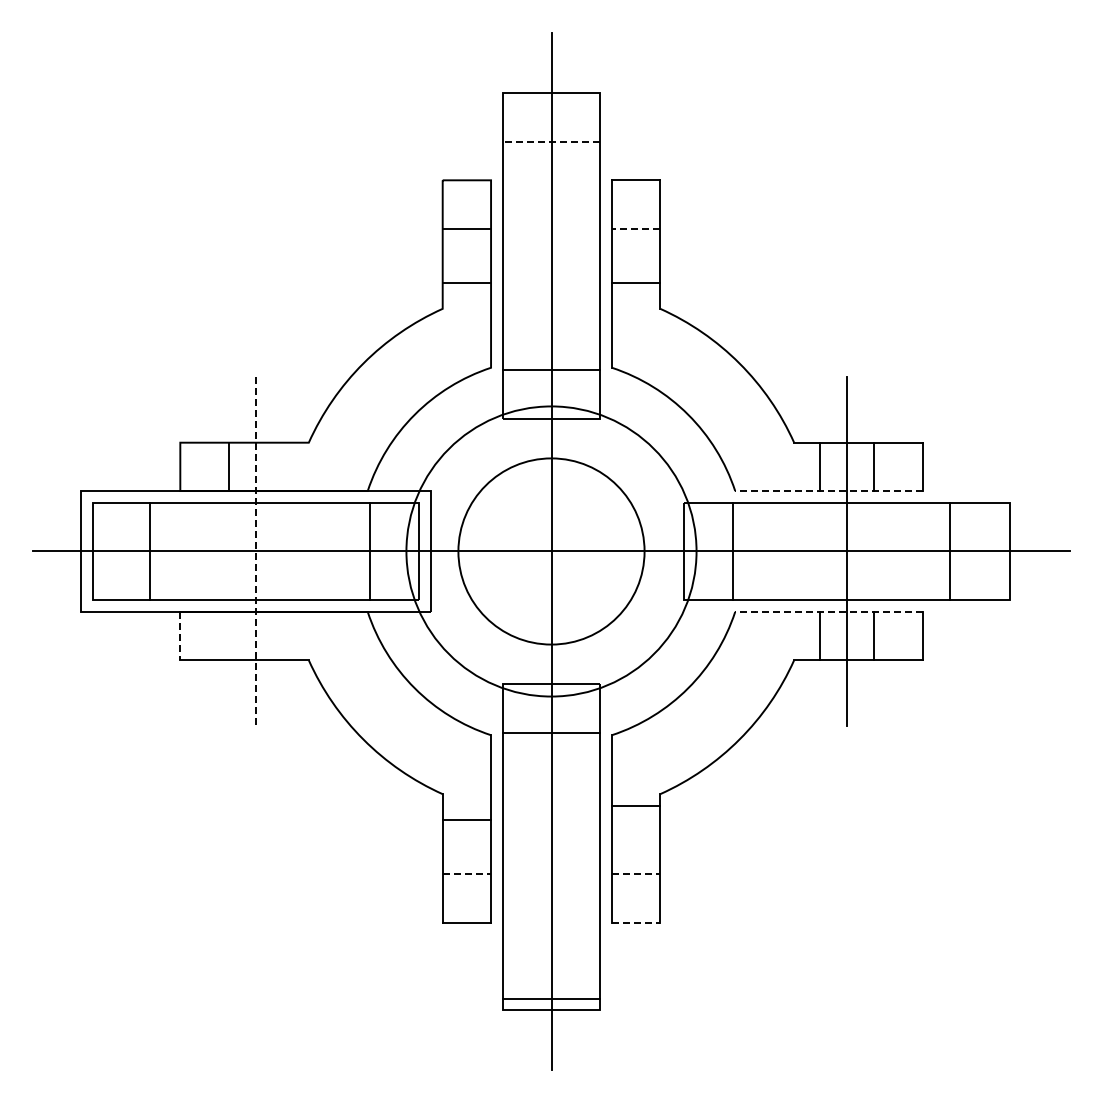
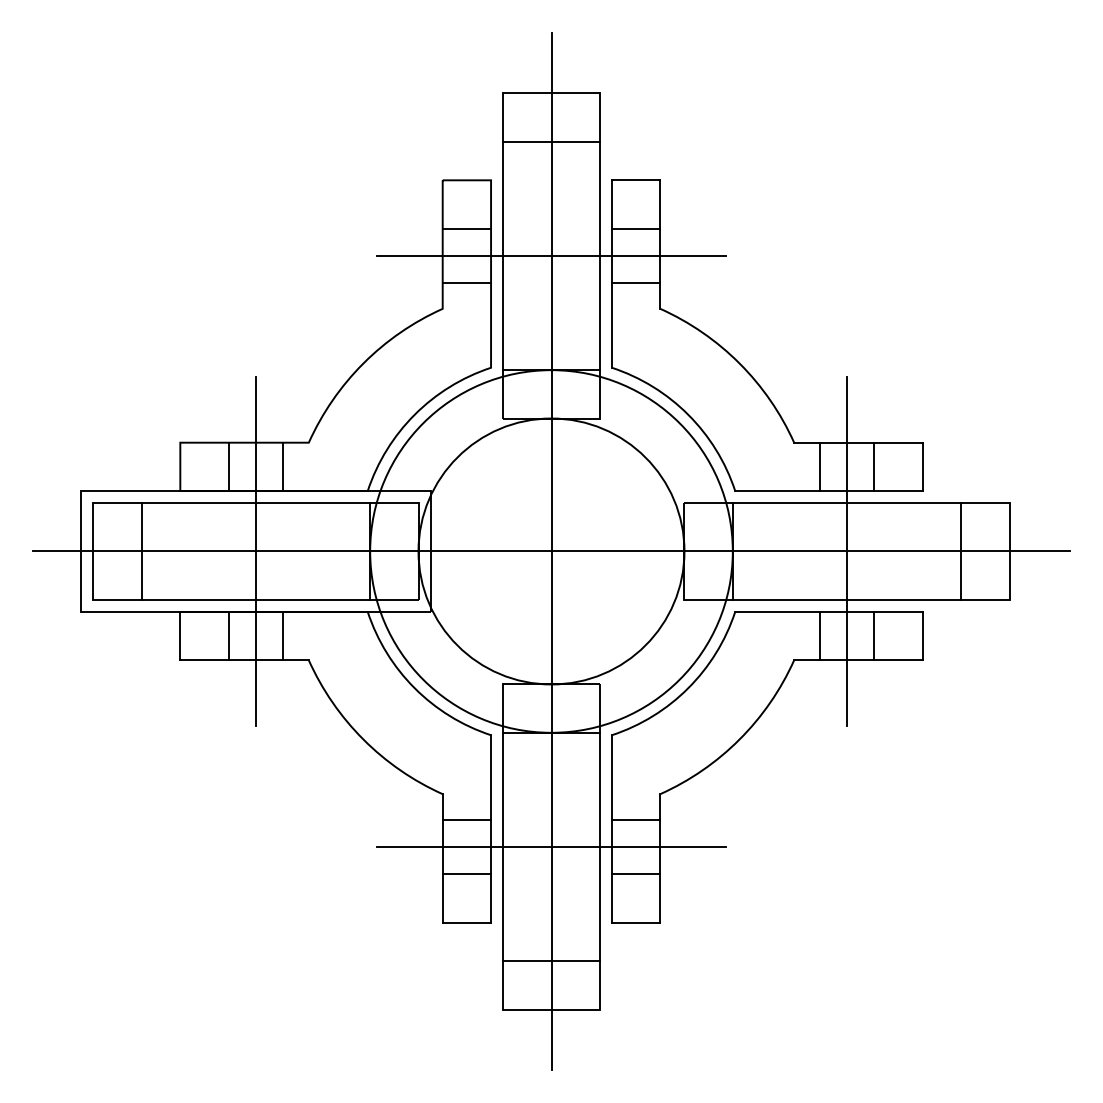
line: dashed -> solid (551, 141)
line: dashed -> solid (635, 228)
line: none -> present (551, 255)
line: none -> present (283, 466)
line: dashed -> solid (828, 491)
line position: (149, 551) -> (141, 551) (141, 551)
line: dashed -> solid (255, 551)
circle diameter: 186 px -> 266 px (551, 551)
circle diameter: 290 px -> 363 px (551, 551)
line position: (950, 551) -> (961, 551) (961, 551)
line: dashed -> solid (828, 611)
line: none -> present (228, 635)
line: none -> present (283, 635)
line: dashed -> solid (180, 636)
line position: (635, 805) -> (635, 819) (635, 819)
line: none -> present (551, 847)
line: dashed -> solid (467, 874)
line: dashed -> solid (636, 874)
line: dashed -> solid (636, 922)
line position: (551, 999) -> (551, 961) (551, 961)
